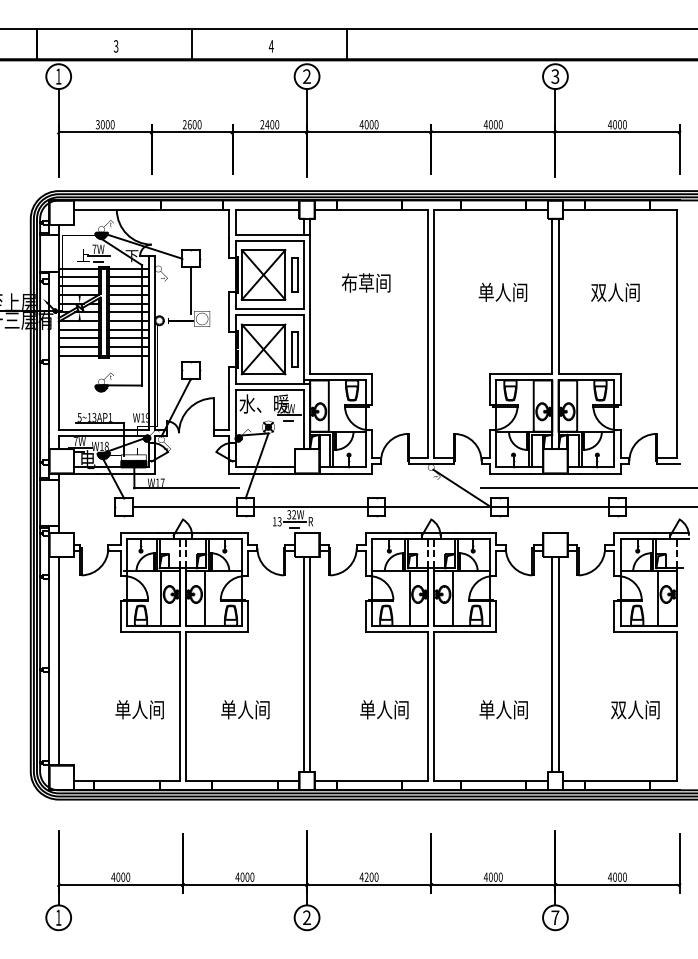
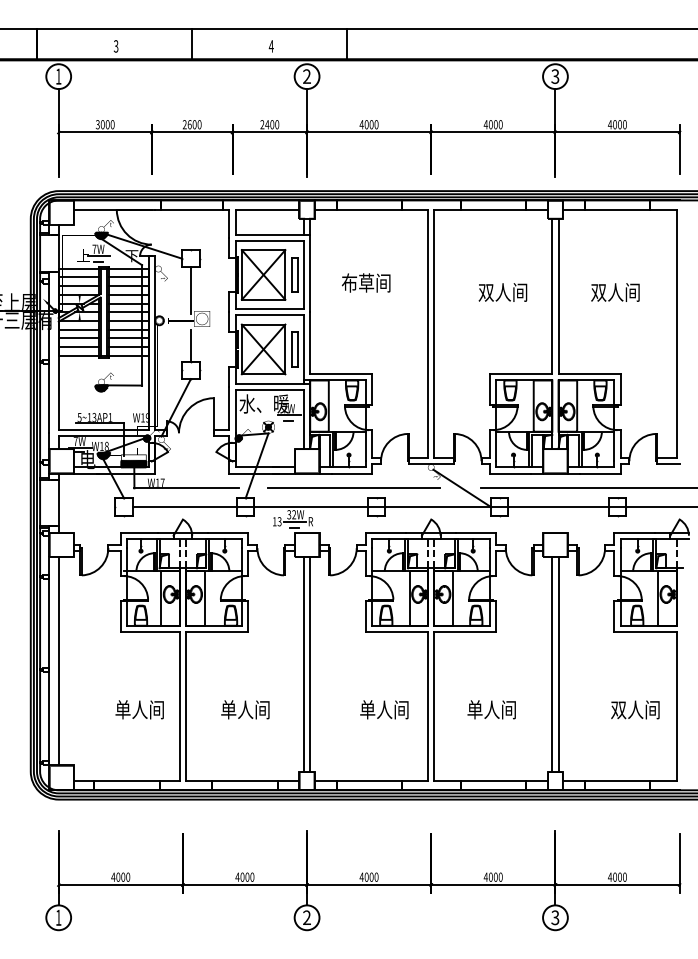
text: 单人间 -> 双人间 (485, 291)
line: none -> present (190, 345)
line: none -> present (353, 488)
text position: (503, 709) -> (491, 709) (491, 709)
text: 4200 -> 4000 (366, 876)
text: 7 -> 3 (555, 917)
